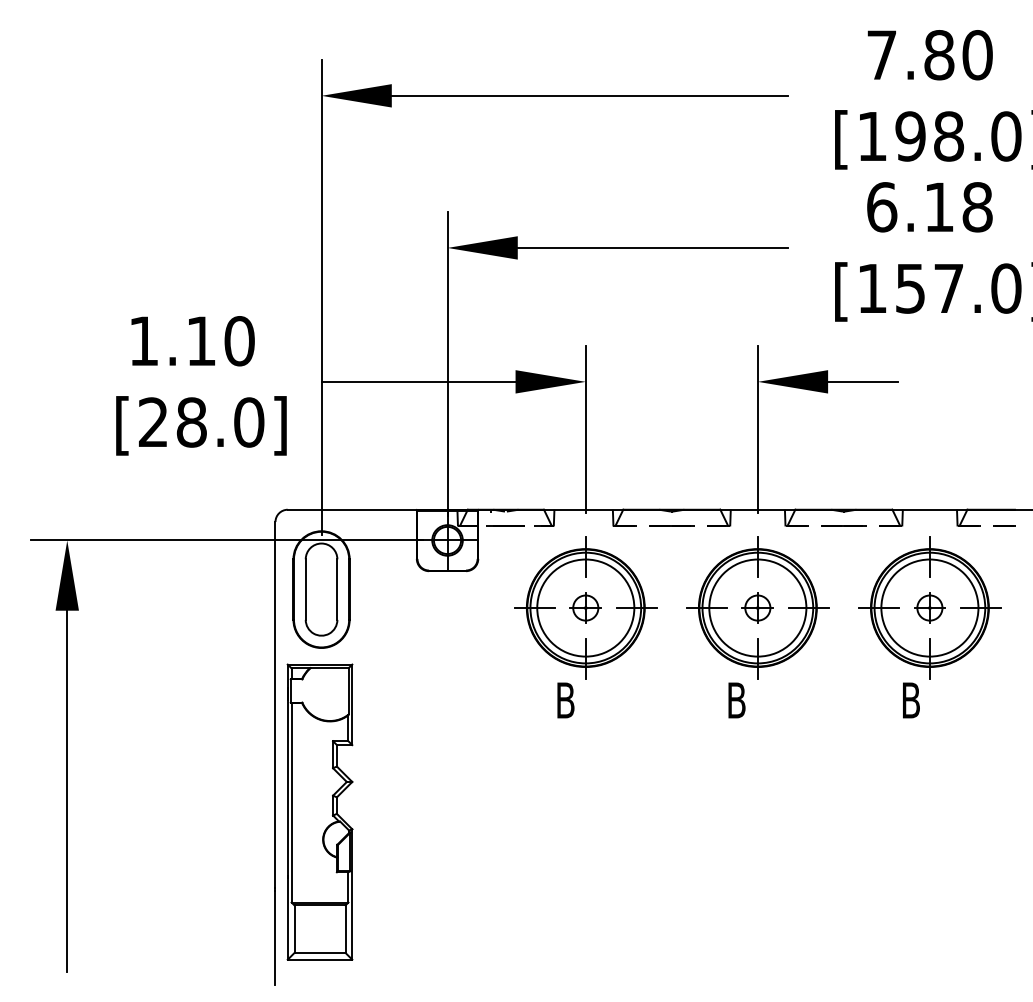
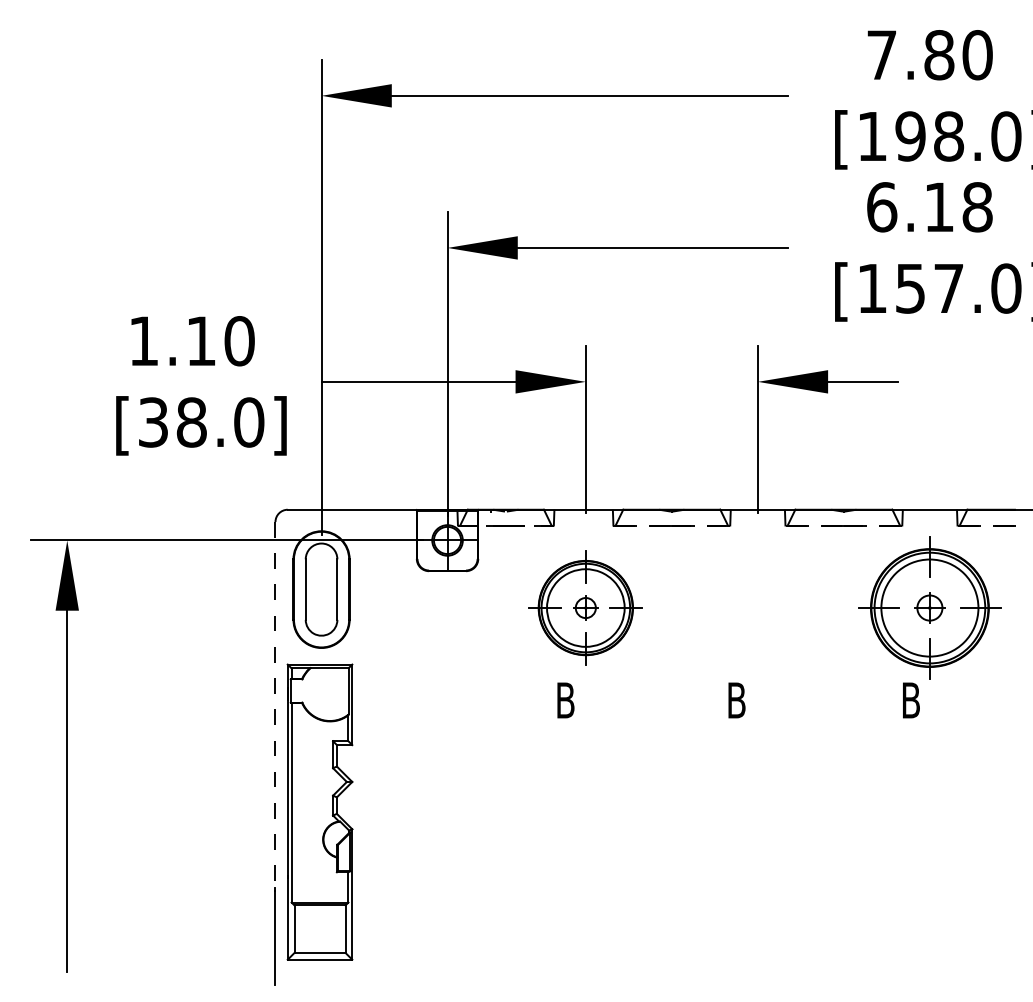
text: [28.0] -> [38.0] (152, 422)
part size: 144x144 px -> 115x116 px (585, 607)
part: present -> none (757, 607)
line: solid -> dashed (275, 705)
